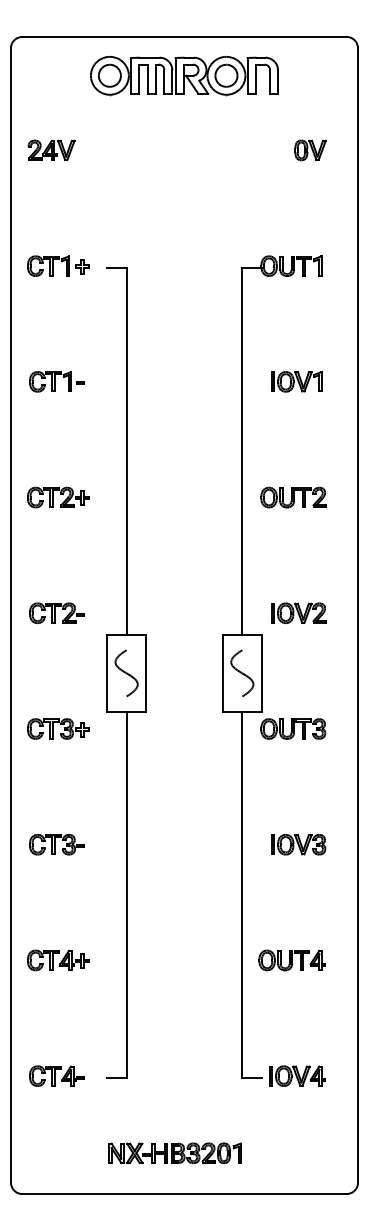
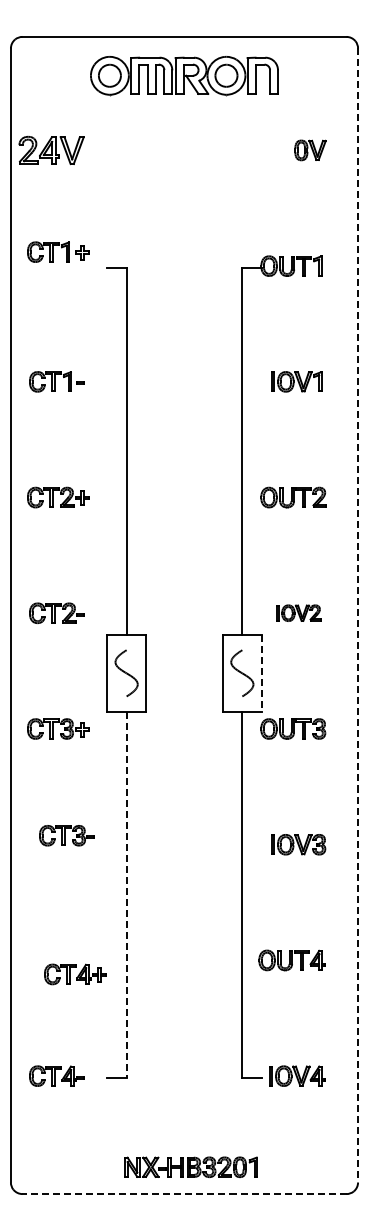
part size: 49x22 px -> 67x31 px (51, 150)
part position: (58, 265) -> (58, 251) (58, 251)
part size: 56x22 px -> 46x18 px (298, 612)
line: solid -> dashed (358, 615)
line: solid -> dashed (261, 673)
part position: (56, 844) -> (66, 835) (66, 835)
line: solid -> dashed (126, 895)
part position: (58, 960) -> (75, 974) (75, 974)
part position: (174, 1152) -> (190, 1166) (190, 1166)
line: solid -> dashed (184, 1194)
